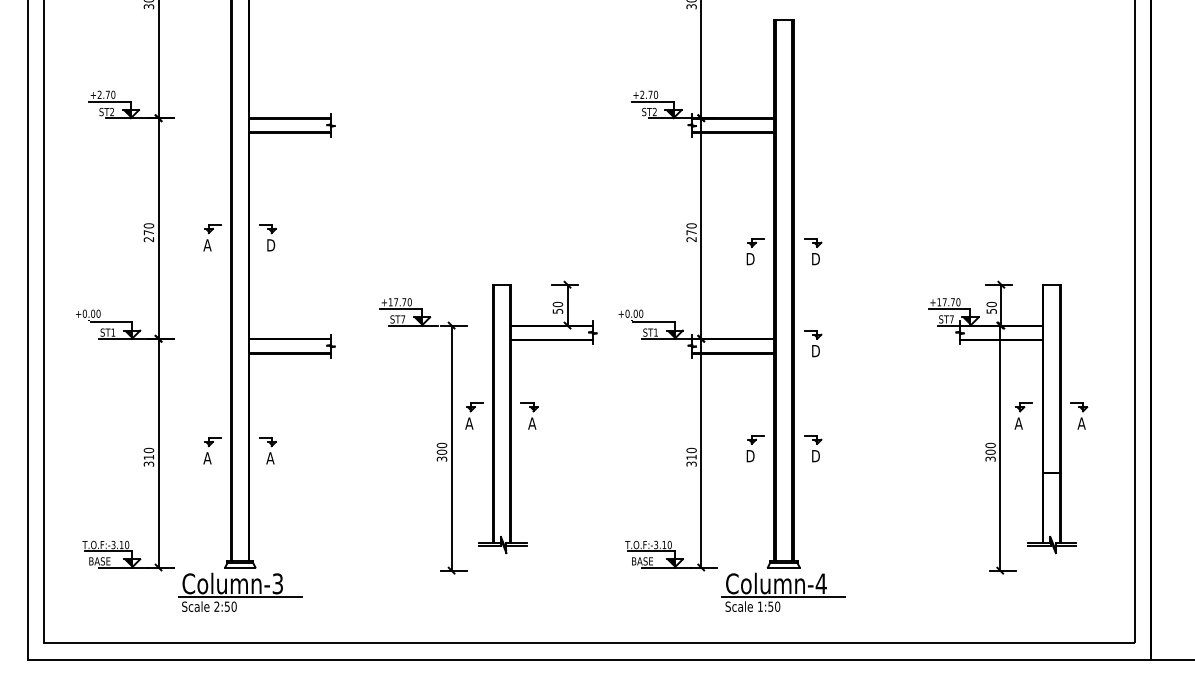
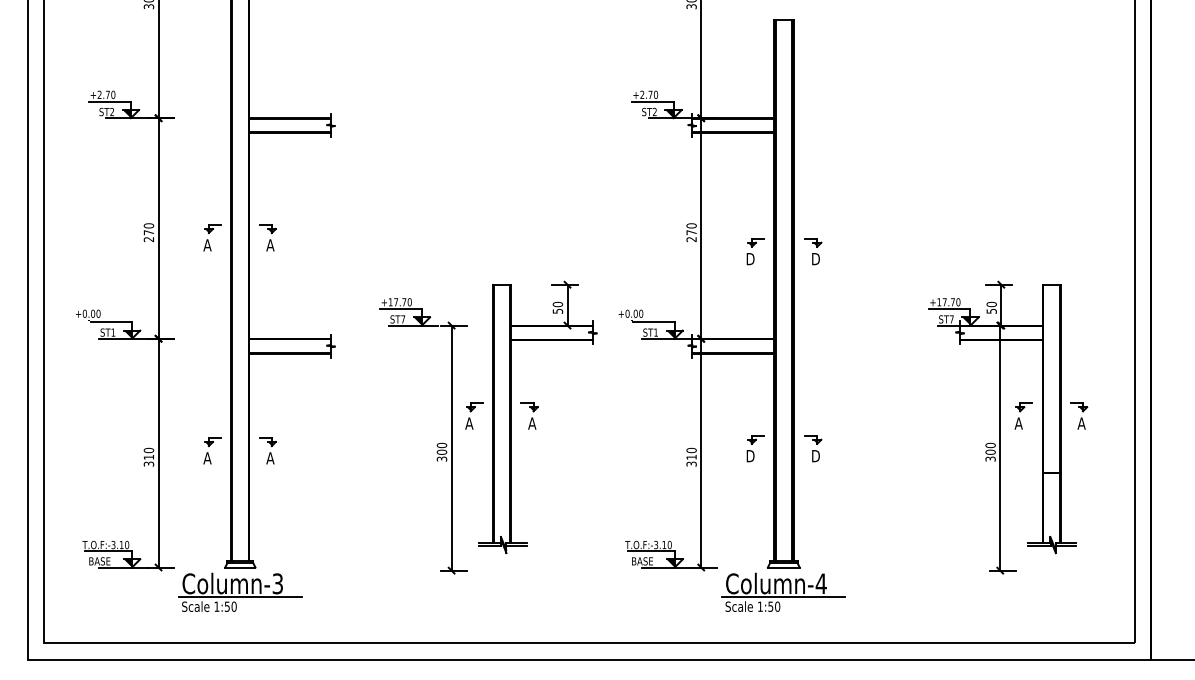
text: D -> A (270, 245)
part: present -> none (813, 343)
text: 2:50 -> 1:50 (216, 606)
